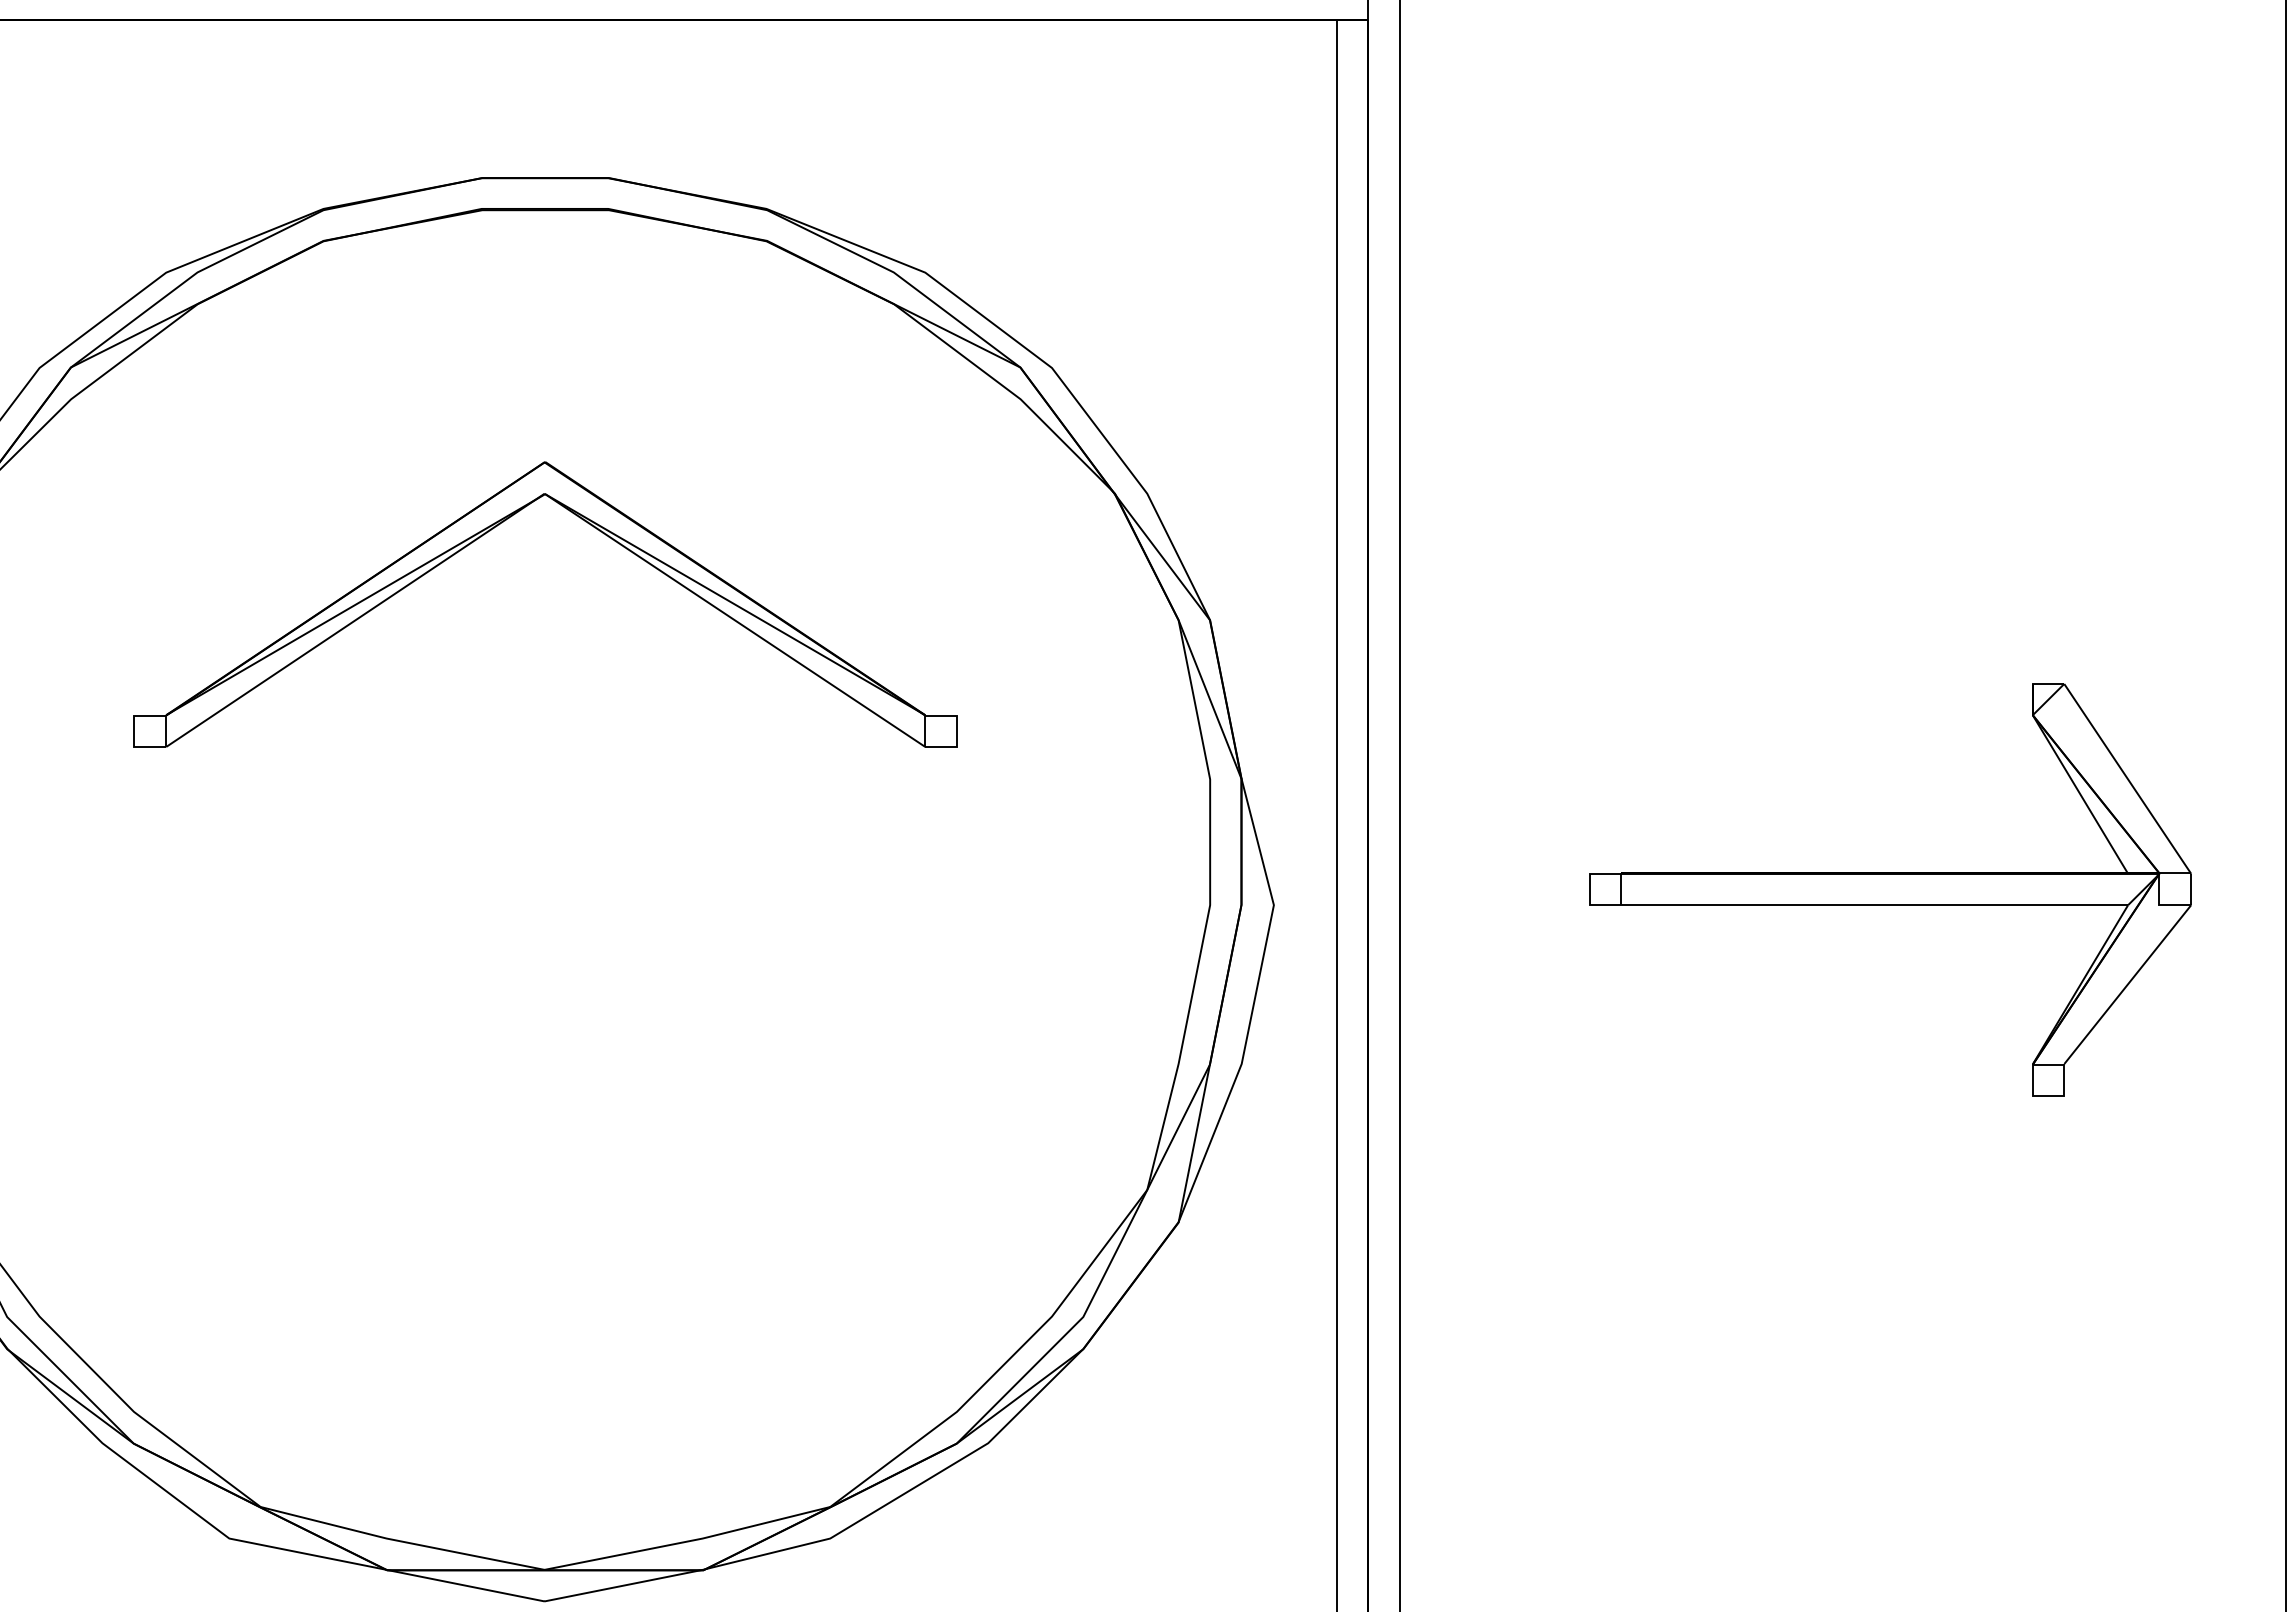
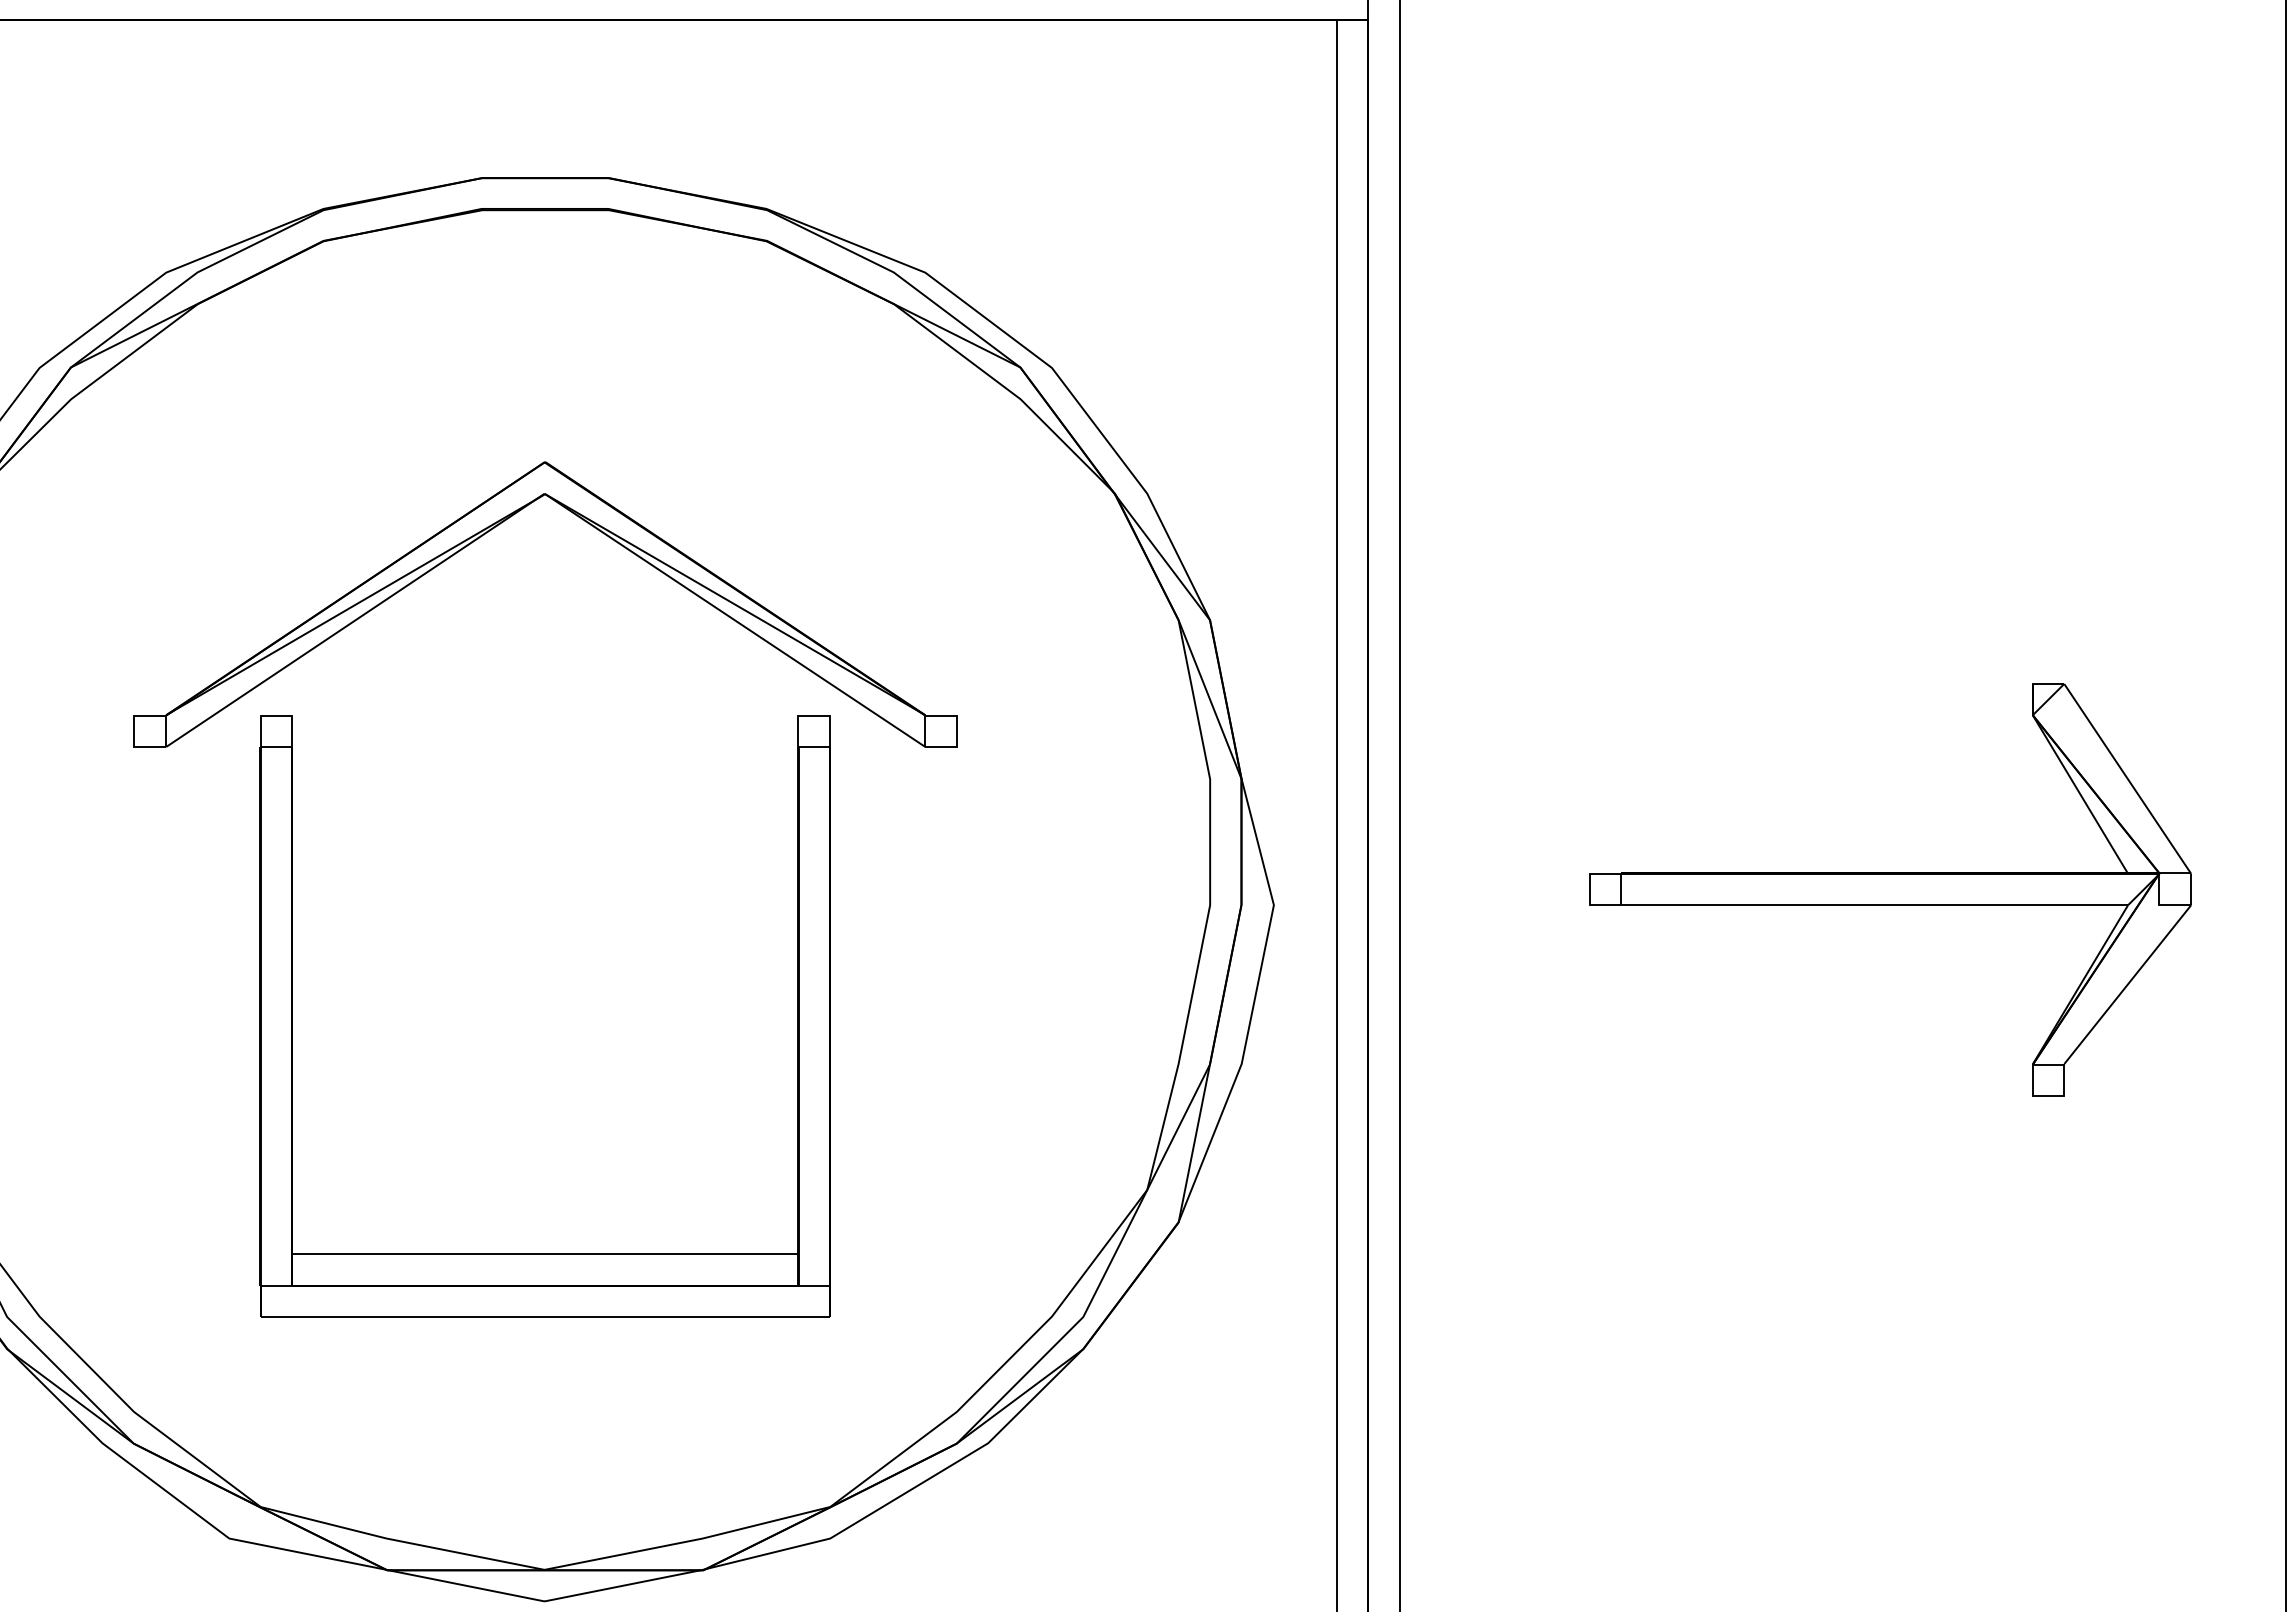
part: none -> present (544, 1253)
